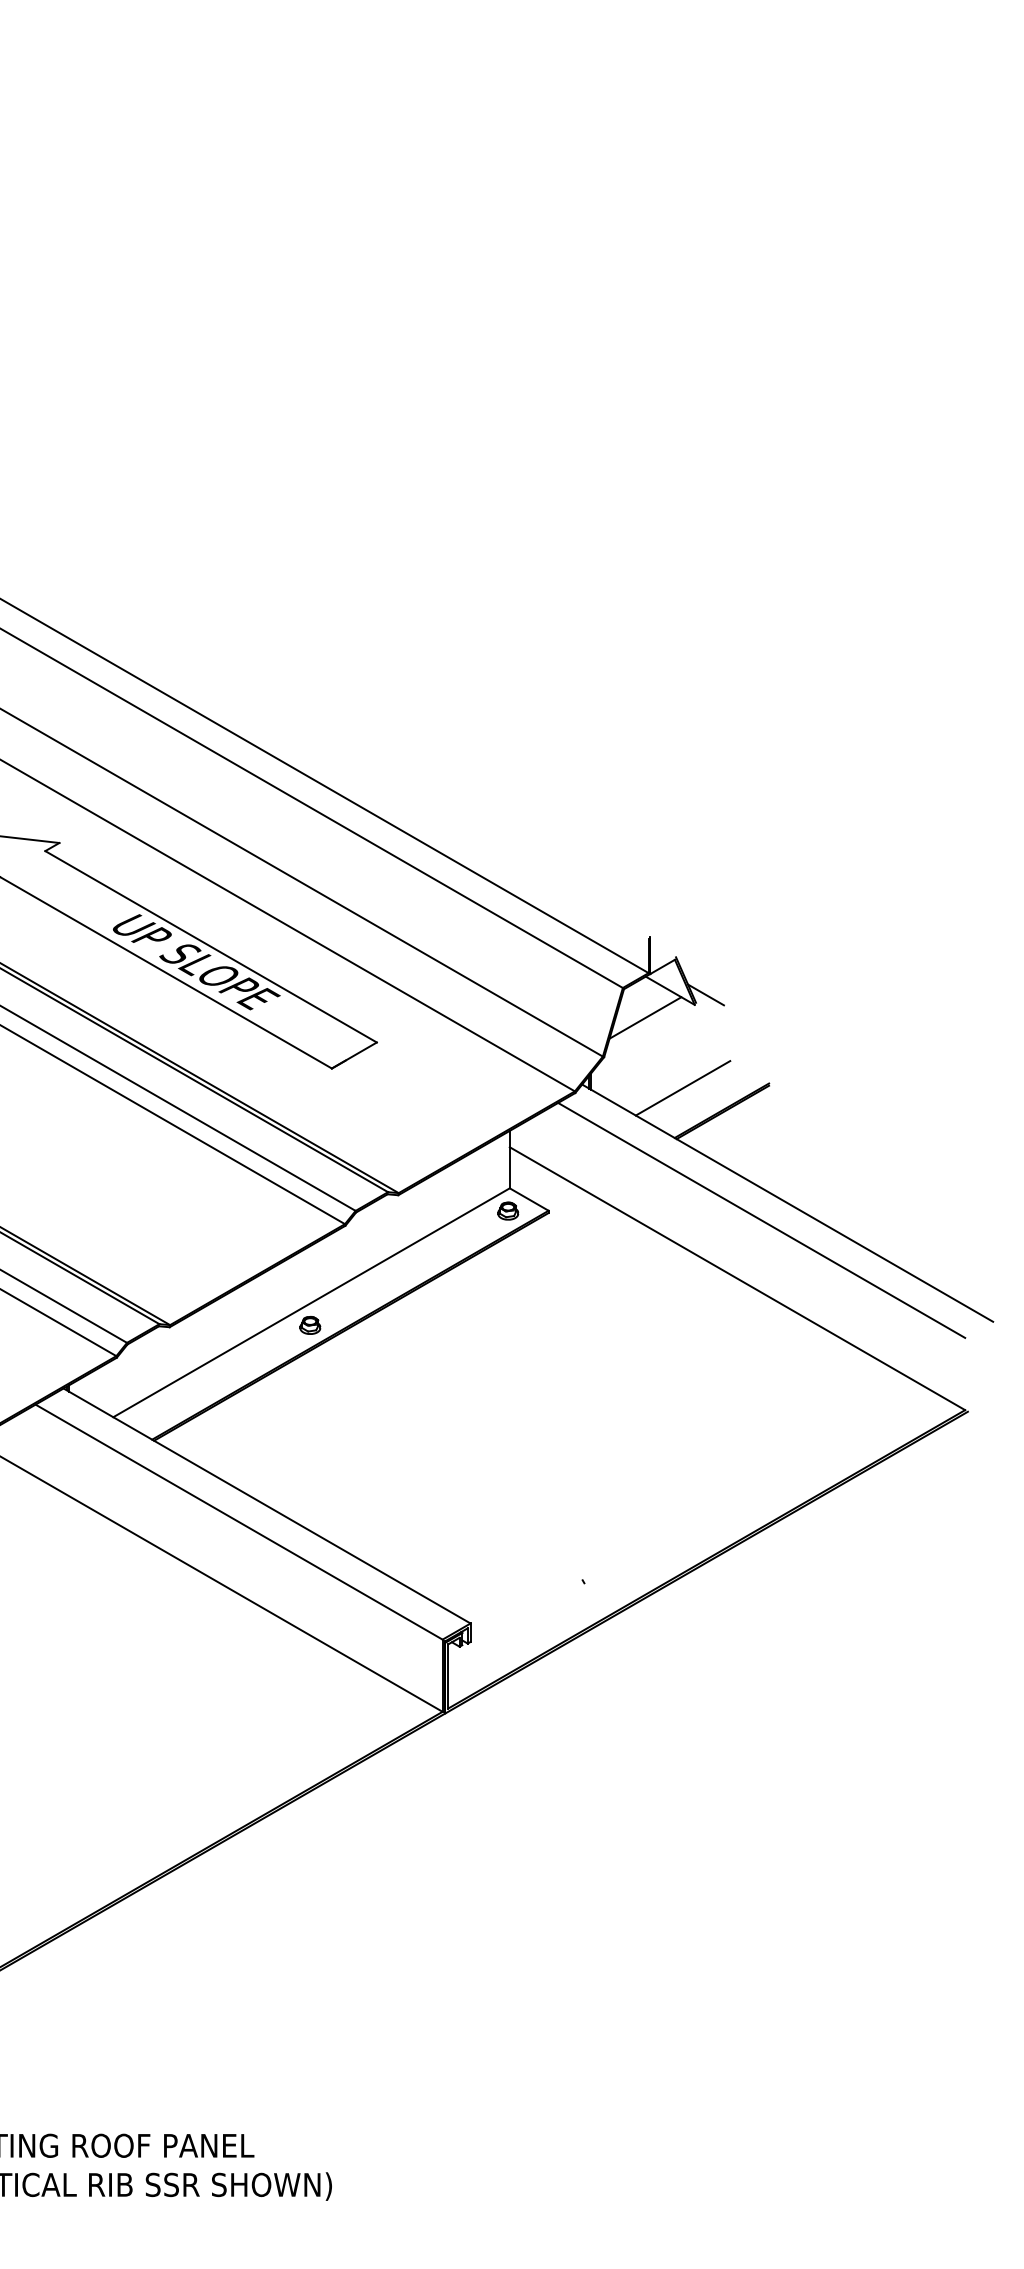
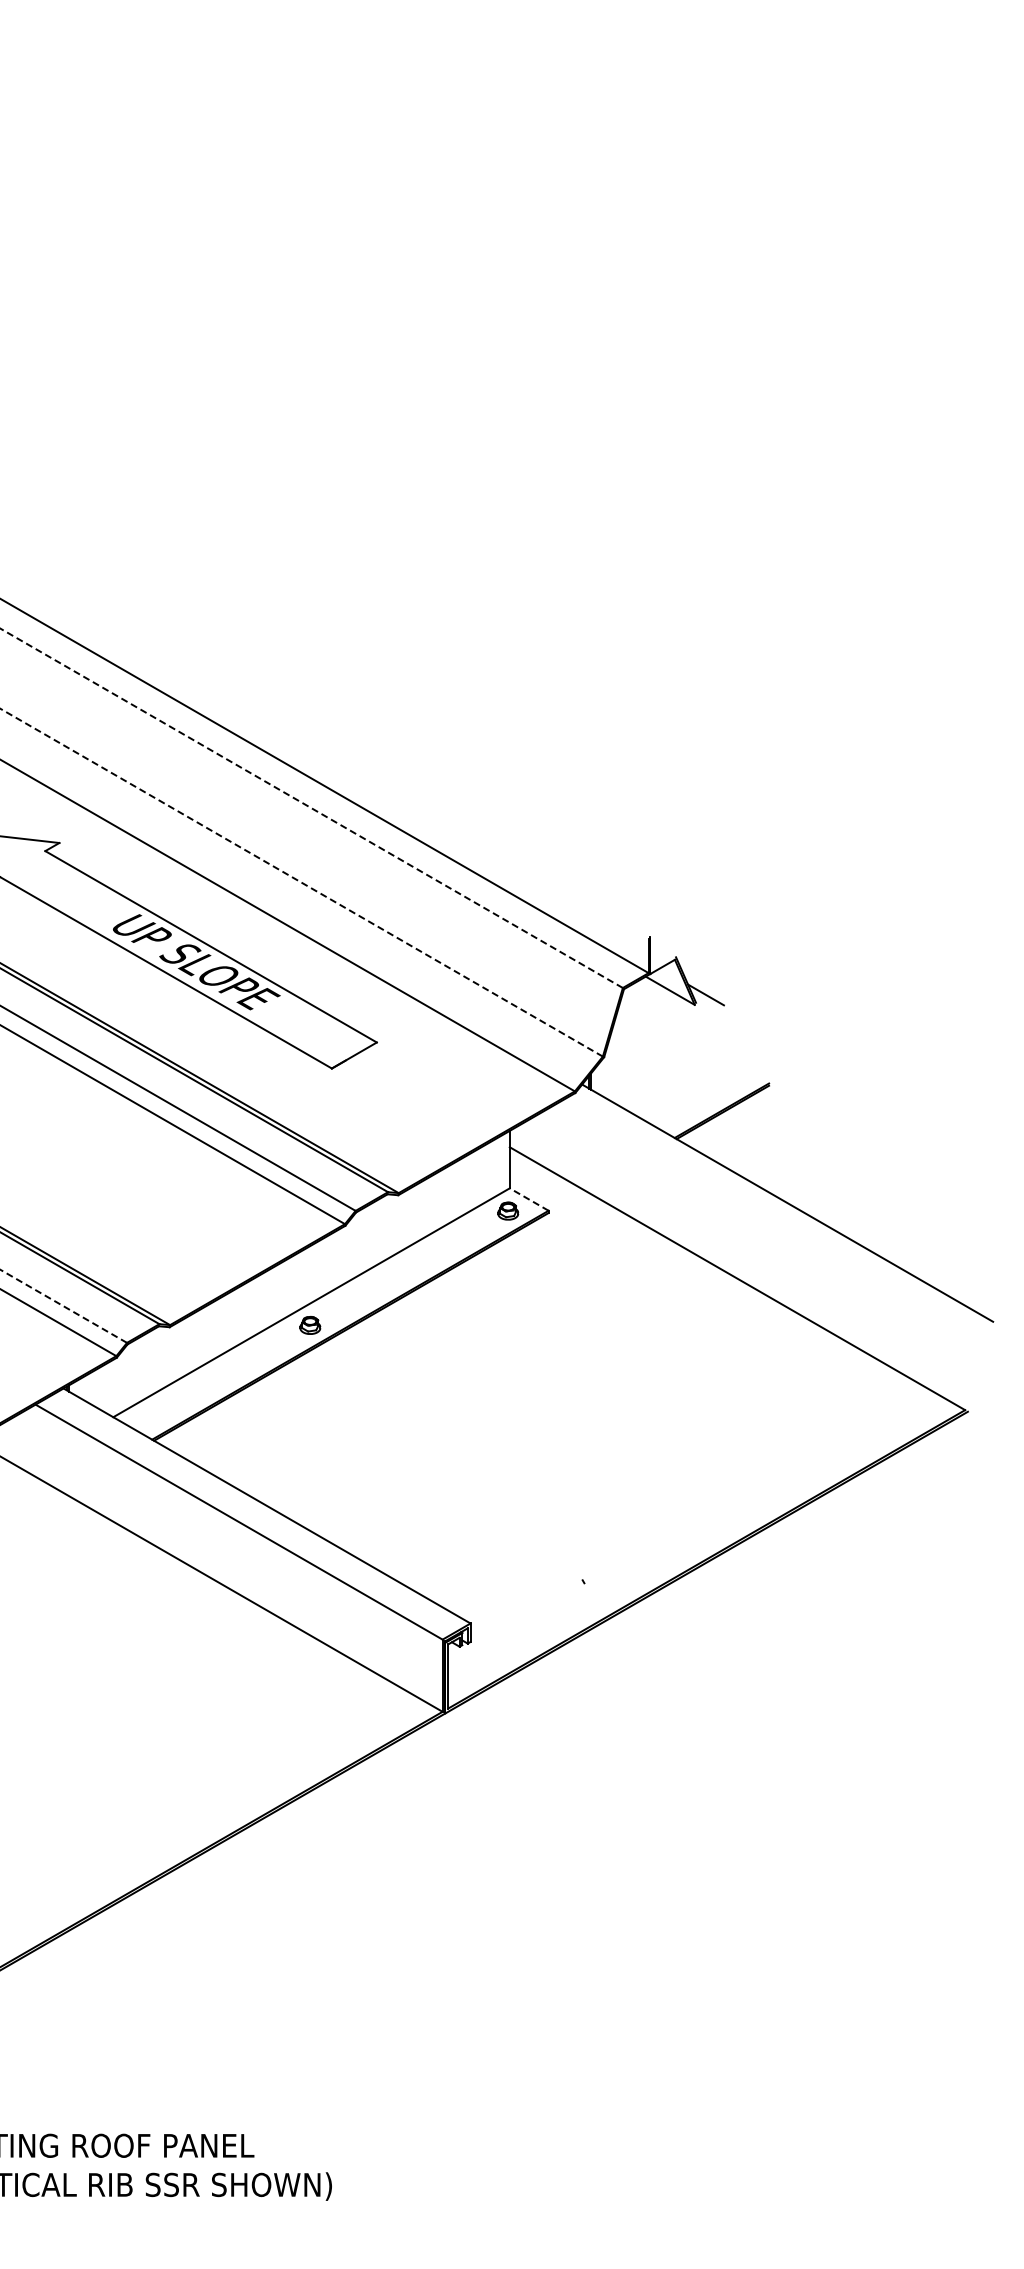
line: solid -> dashed (311, 808)
line: solid -> dashed (301, 882)
line: present -> none (645, 1017)
line: present -> none (682, 1088)
line: solid -> dashed (528, 1199)
line: present -> none (761, 1219)
line: solid -> dashed (63, 1306)
